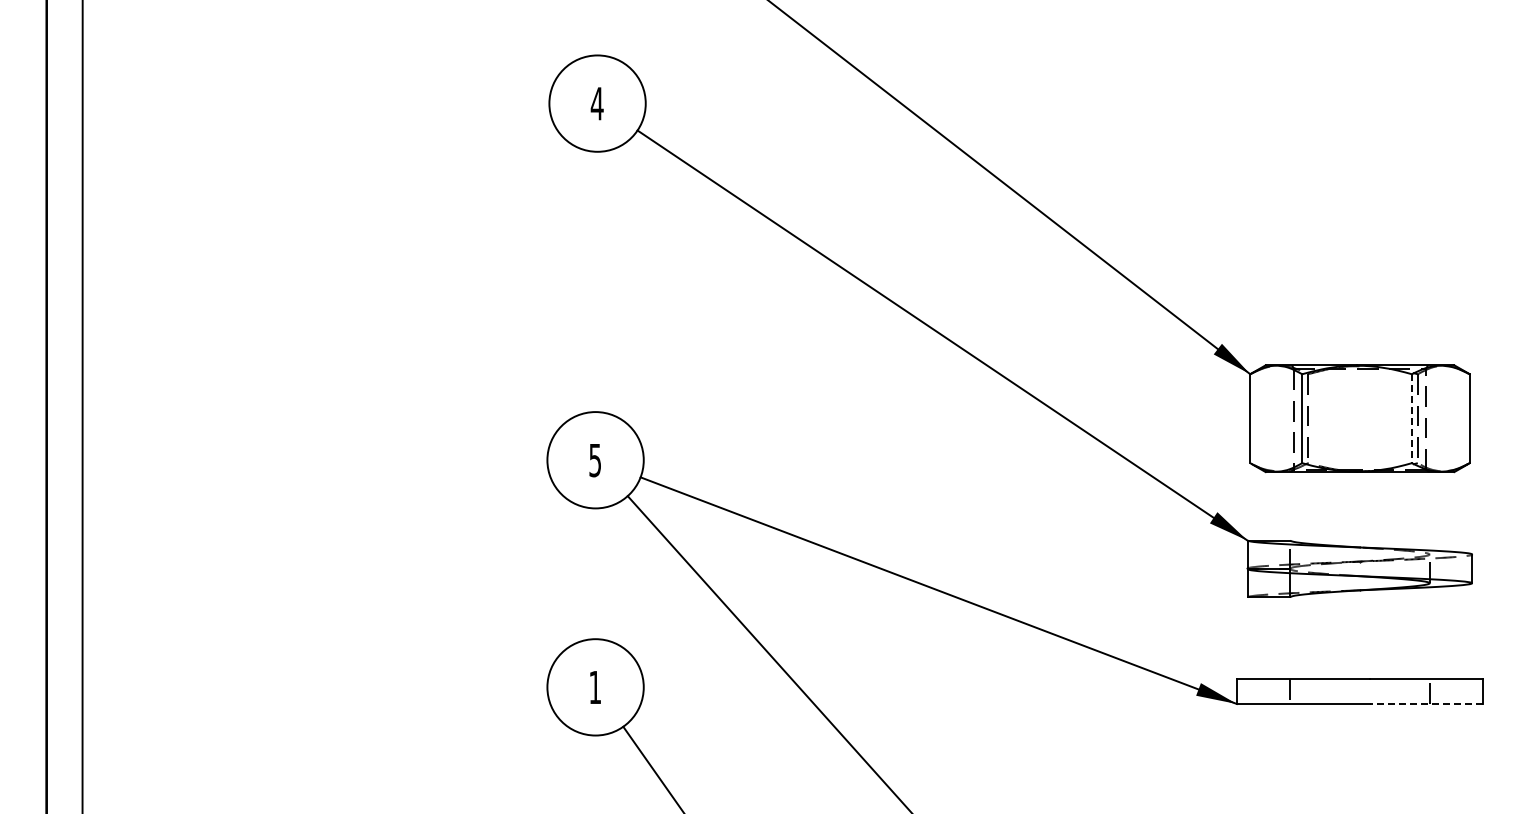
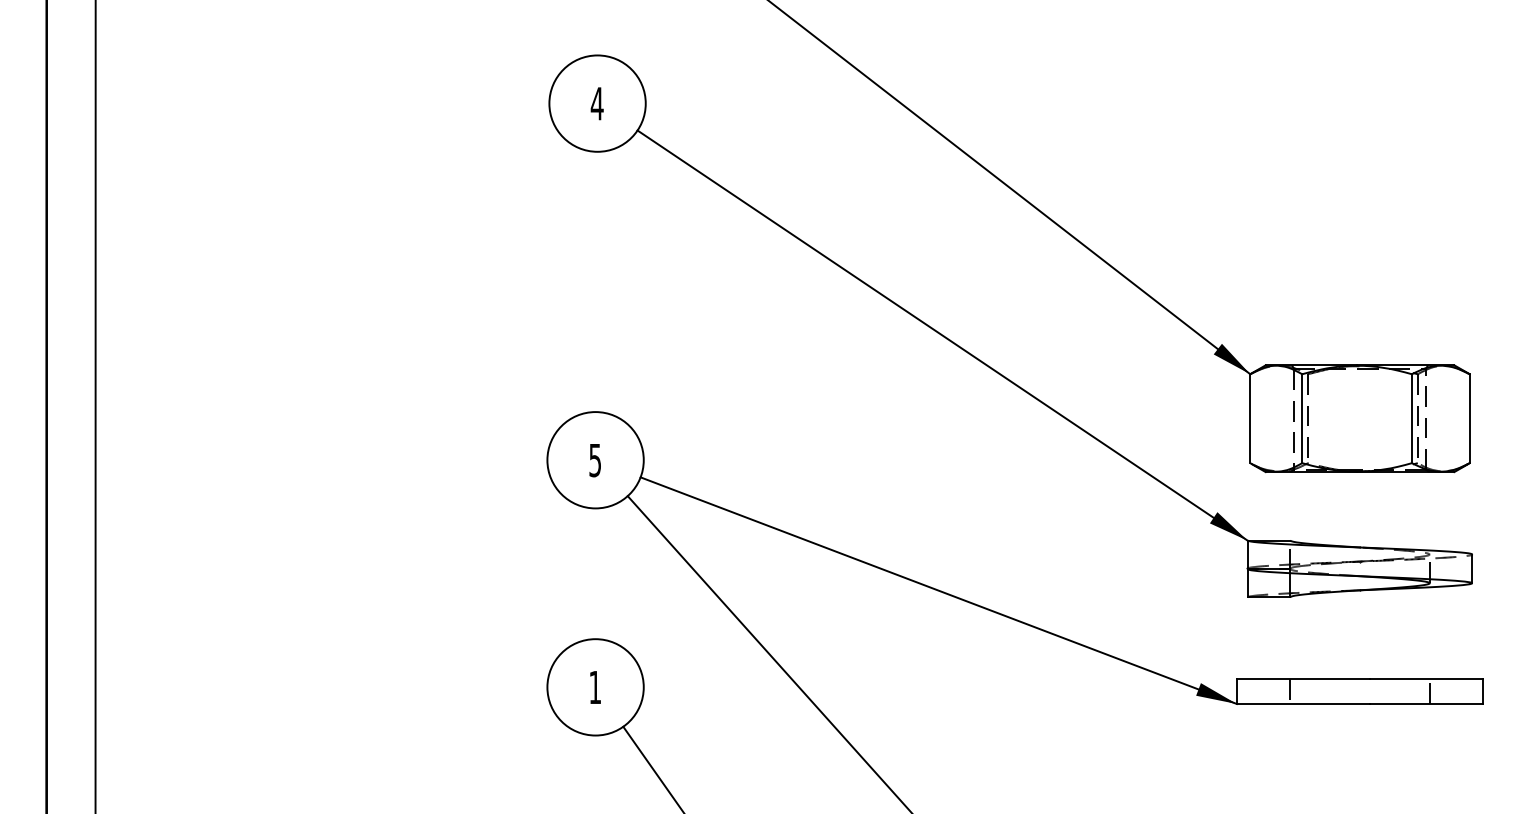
line position: (82, 406) -> (95, 406) (95, 406)
line: dashed -> solid (1411, 419)
line: dashed -> solid (1426, 704)
